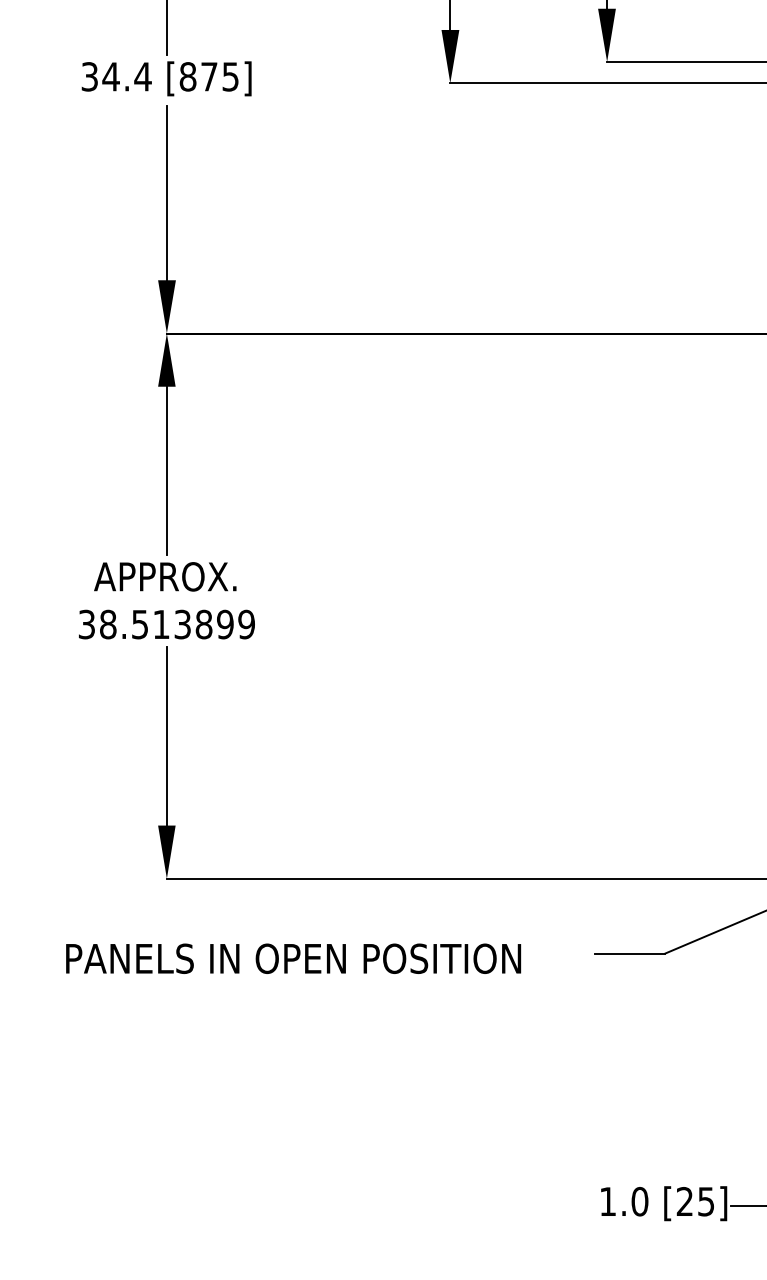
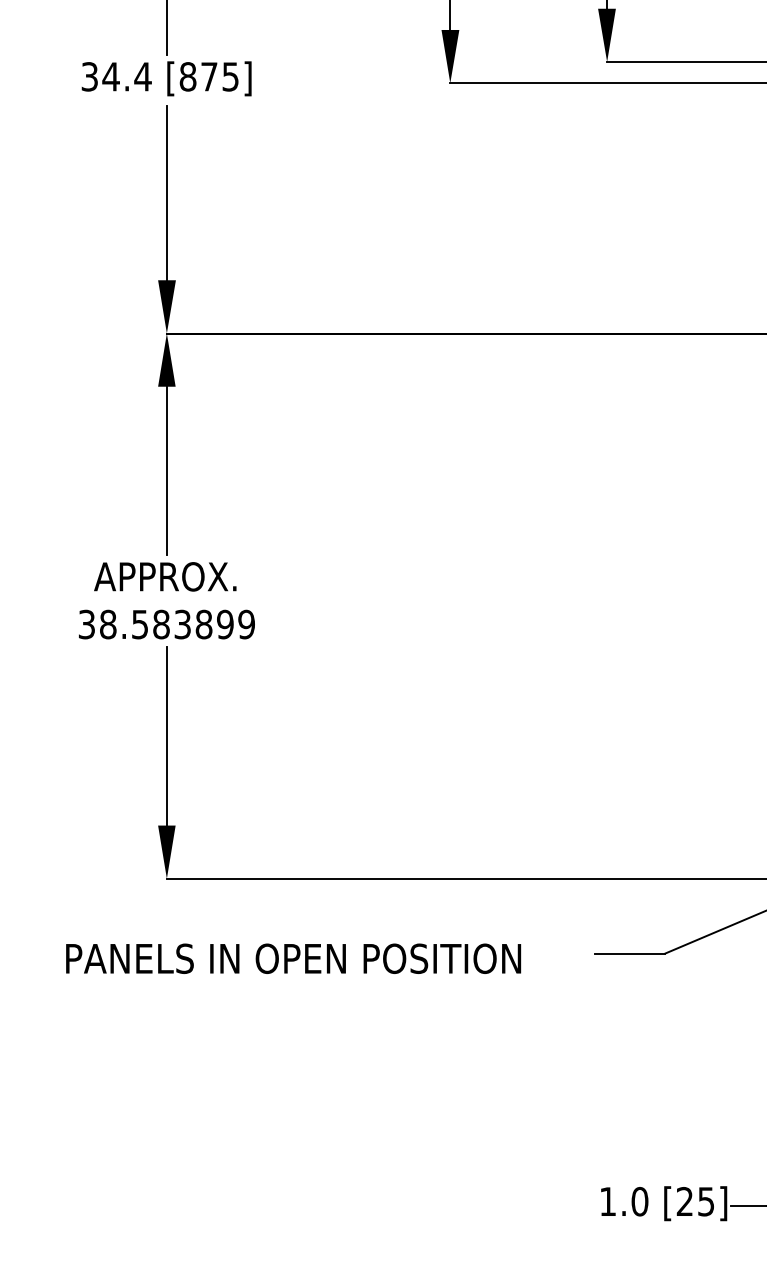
text: 38.513899 -> 38.583899 (161, 624)
